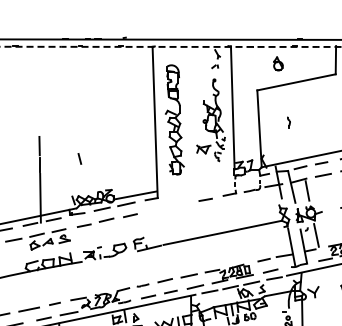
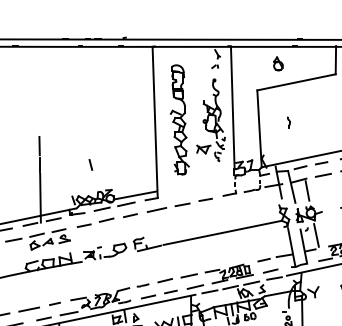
arc: dashed -> solid (171, 46)
part position: (174, 119) -> (179, 119) (179, 119)
line position: (79, 158) -> (90, 164) (90, 164)
part: none -> present (168, 207)
